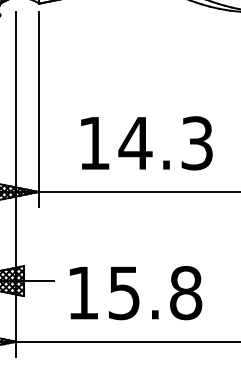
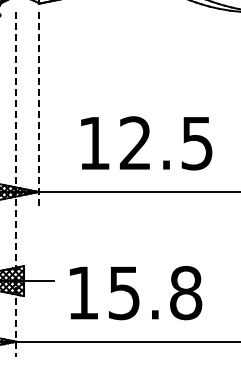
line: solid -> dashed (38, 110)
text: 14.3 -> 12.5 (165, 142)
line: solid -> dashed (16, 185)
